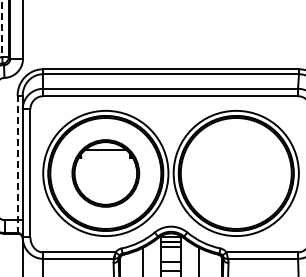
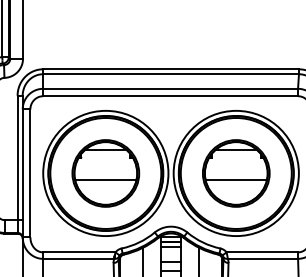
line: dashed -> solid (2, 29)
line: dashed -> solid (17, 164)
part: none -> present (236, 173)
line: none -> present (105, 179)
